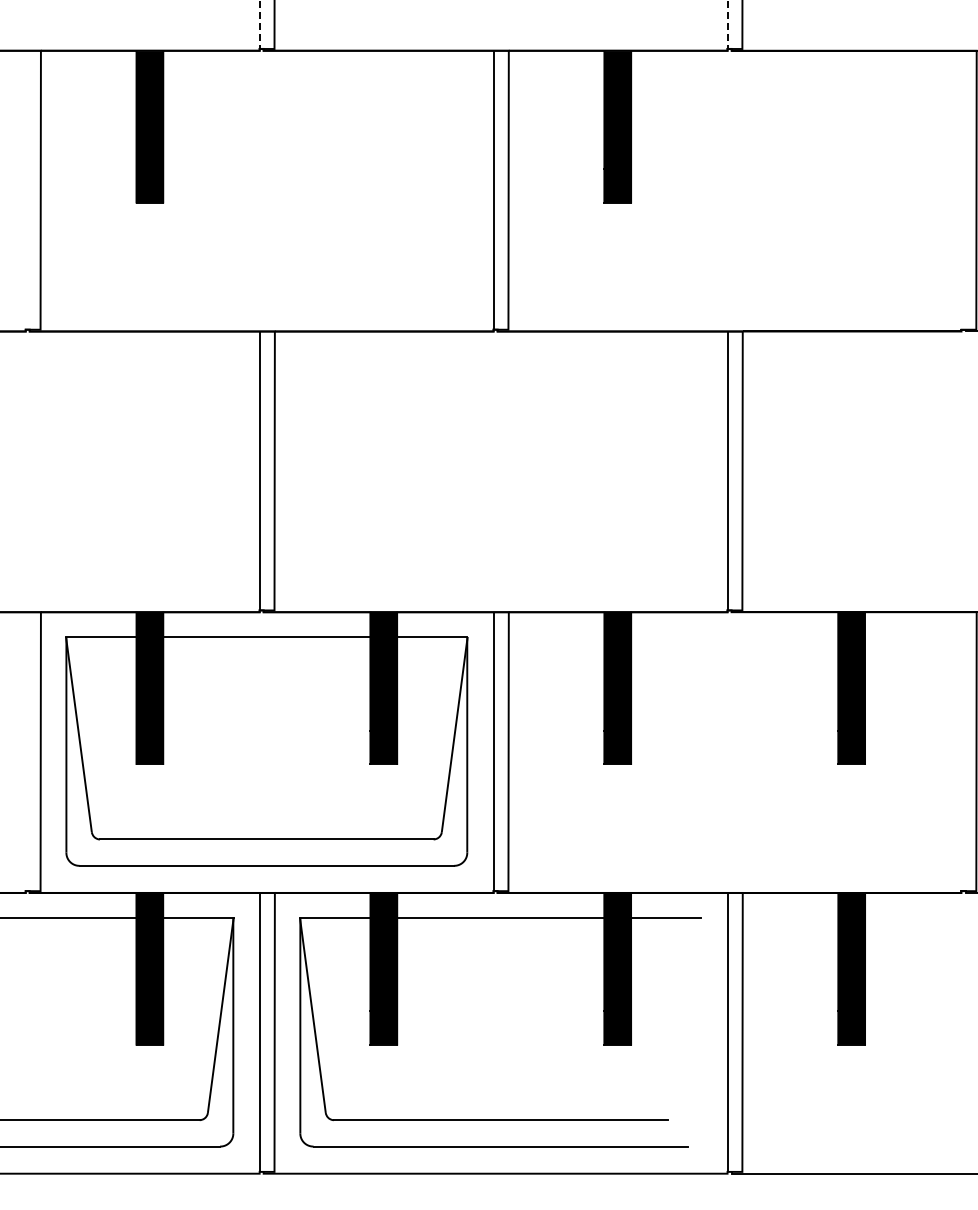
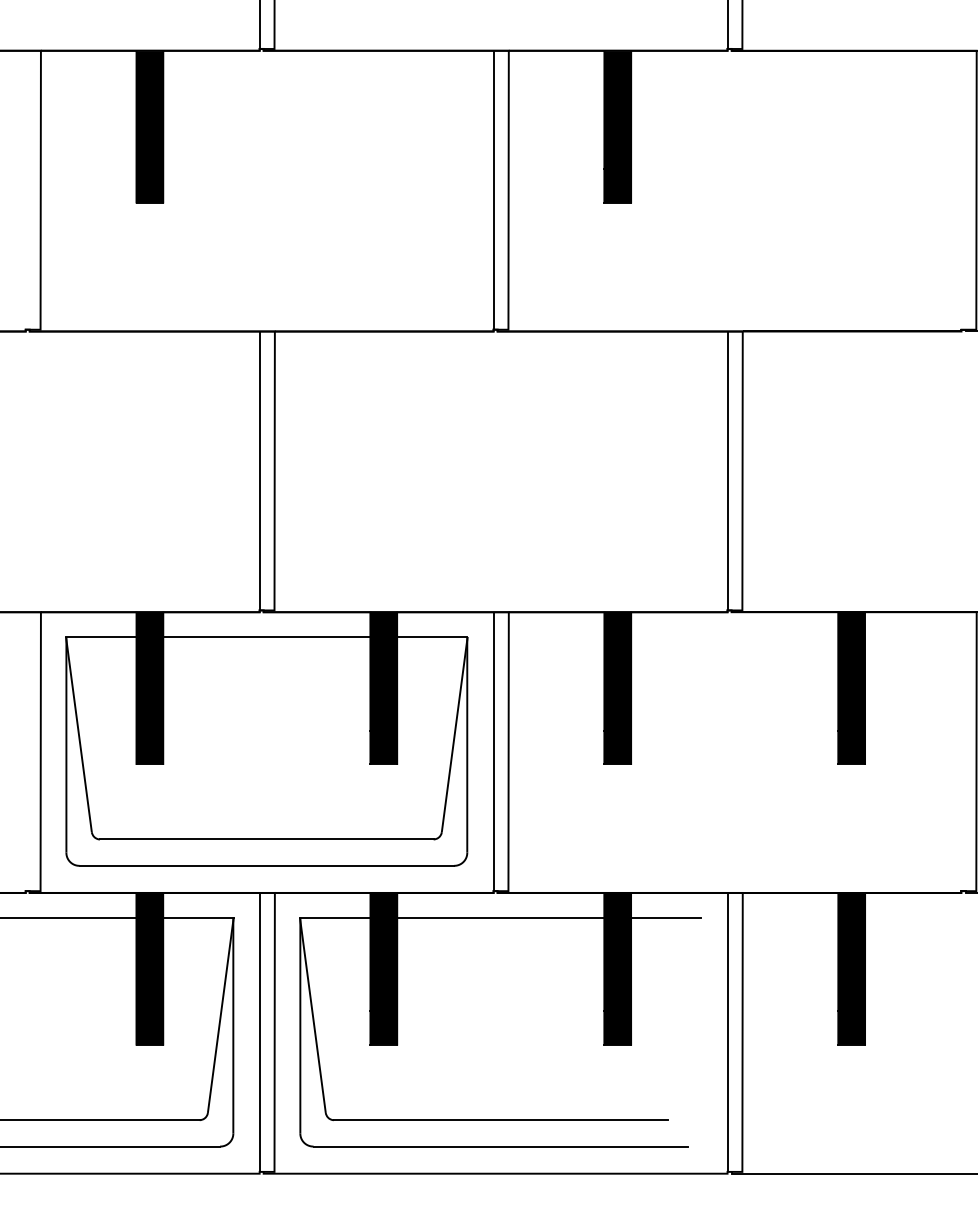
line: dashed -> solid (260, 24)
line: dashed -> solid (727, 24)
